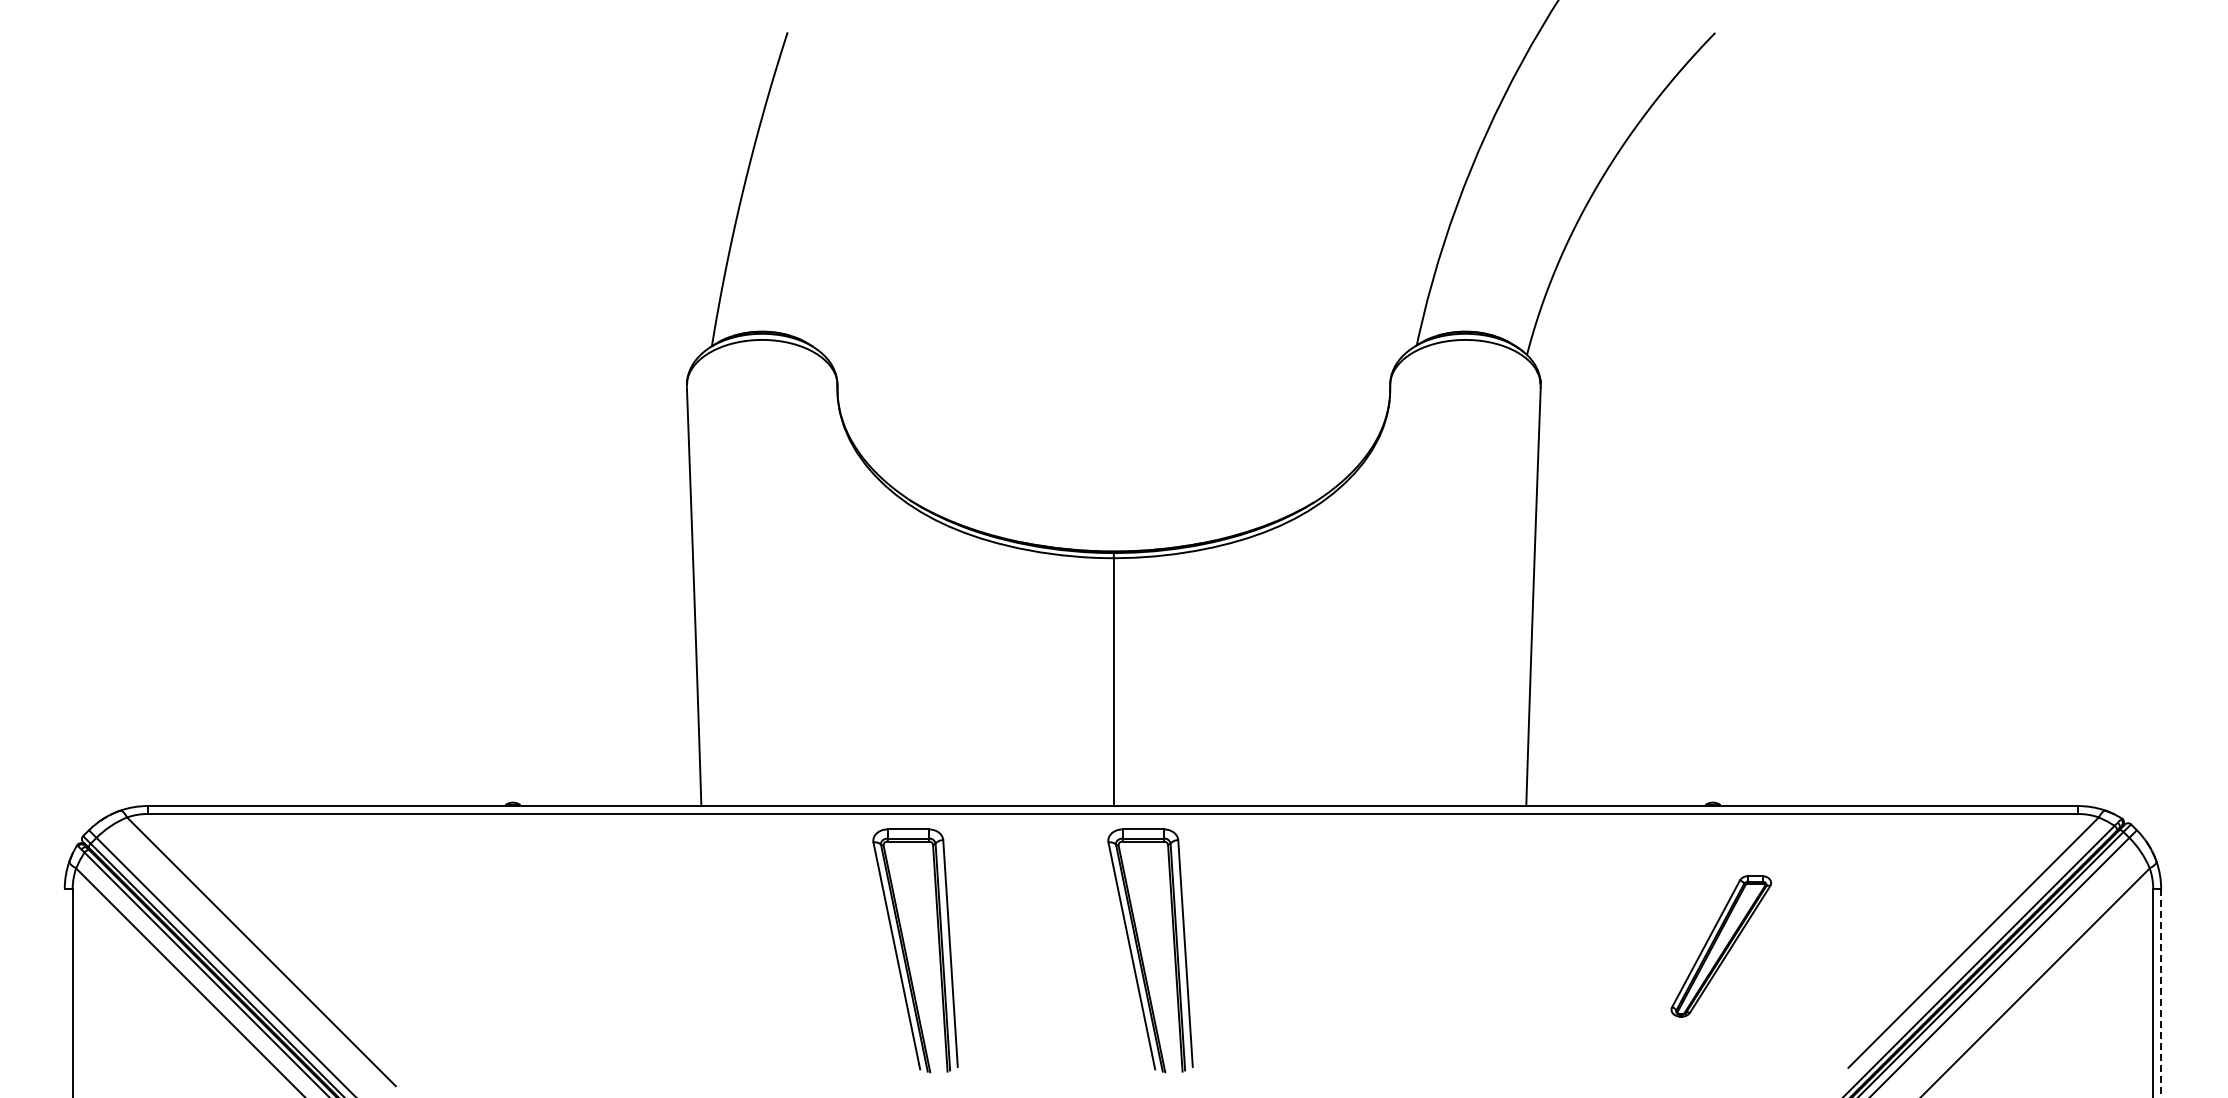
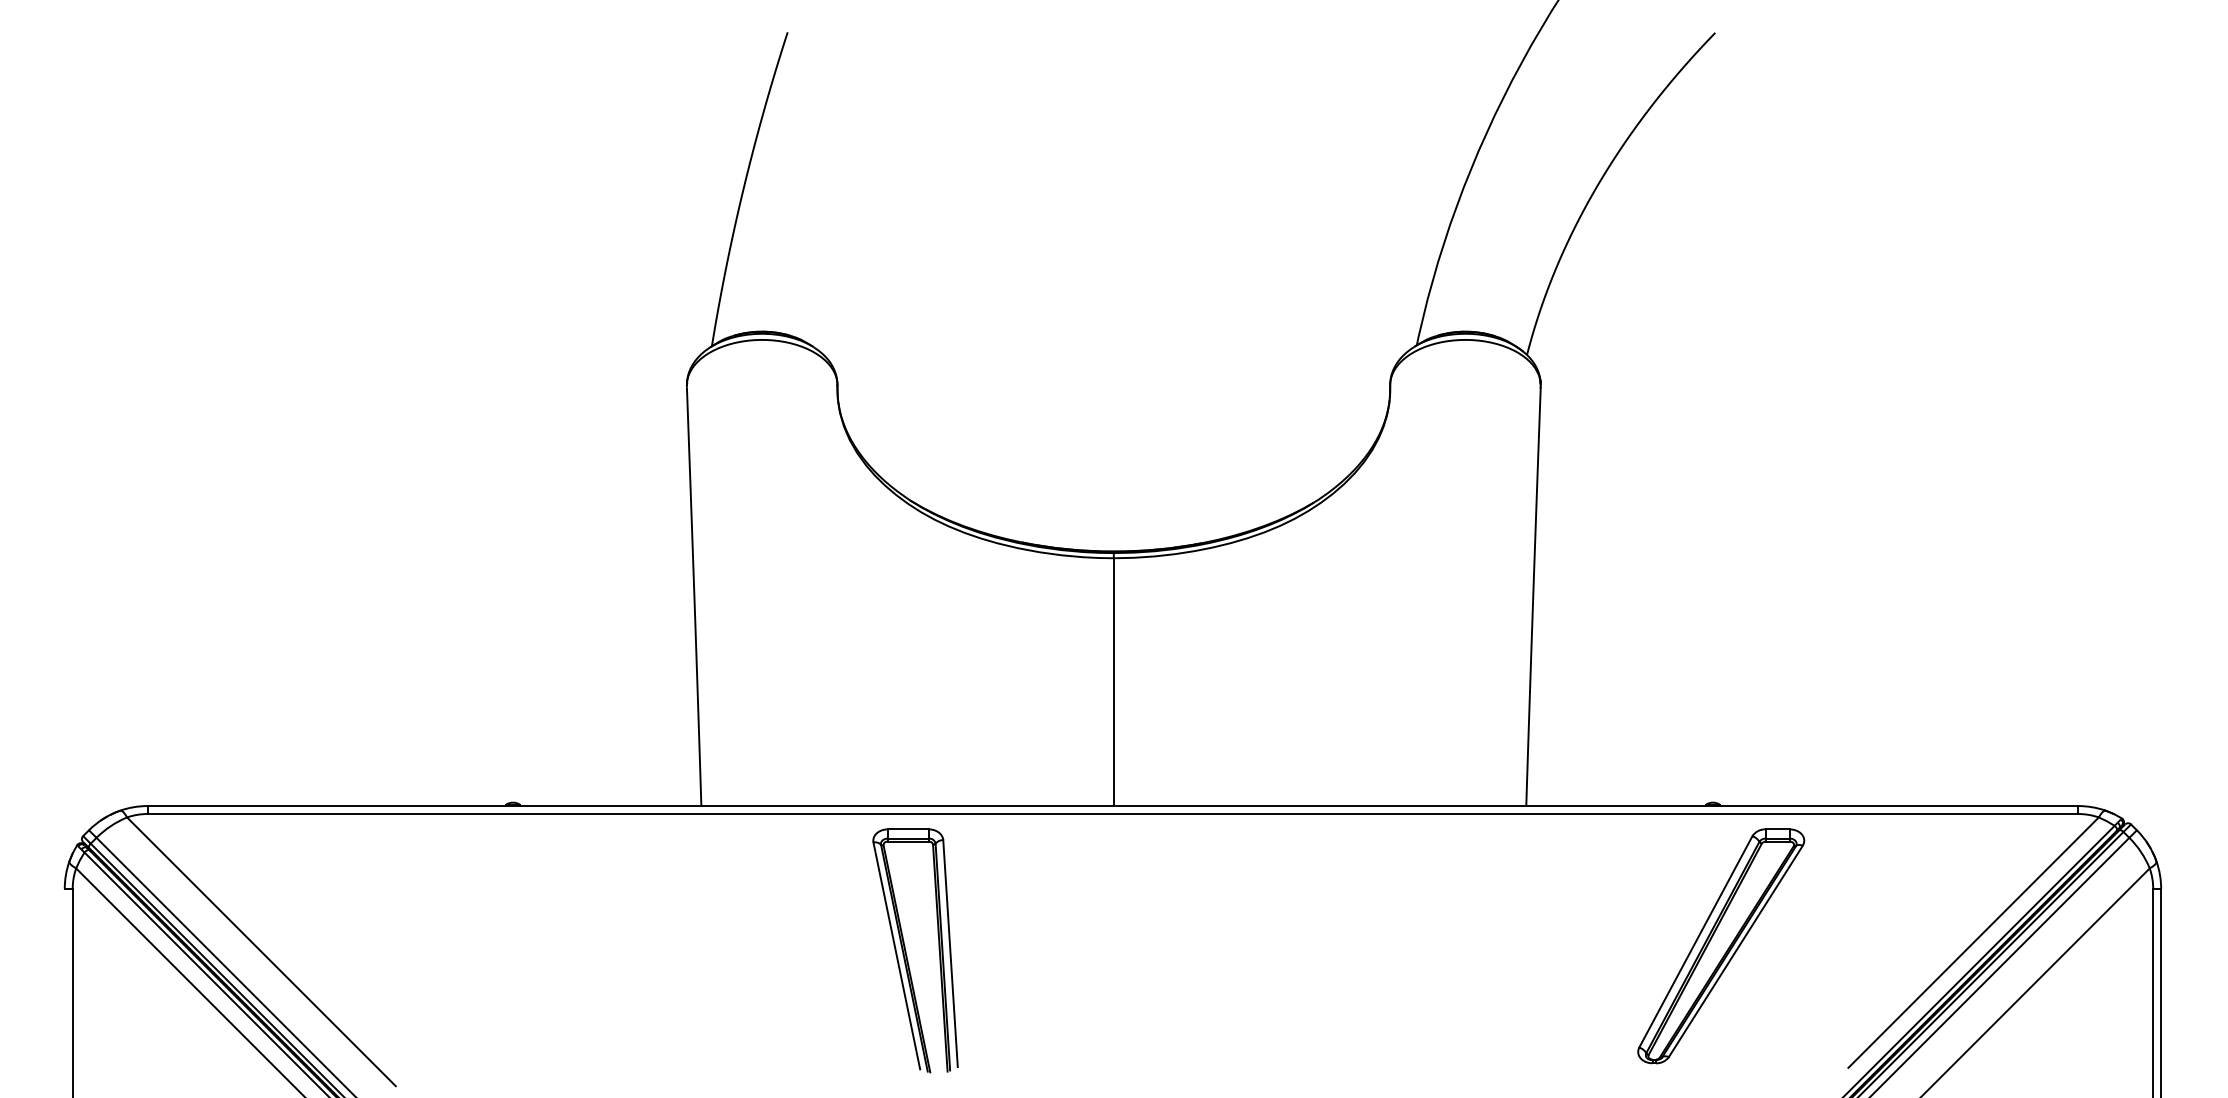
part size: 102x143 px -> 169x237 px (1721, 946)
part: present -> none (1141, 950)
line: dashed -> solid (2161, 993)
